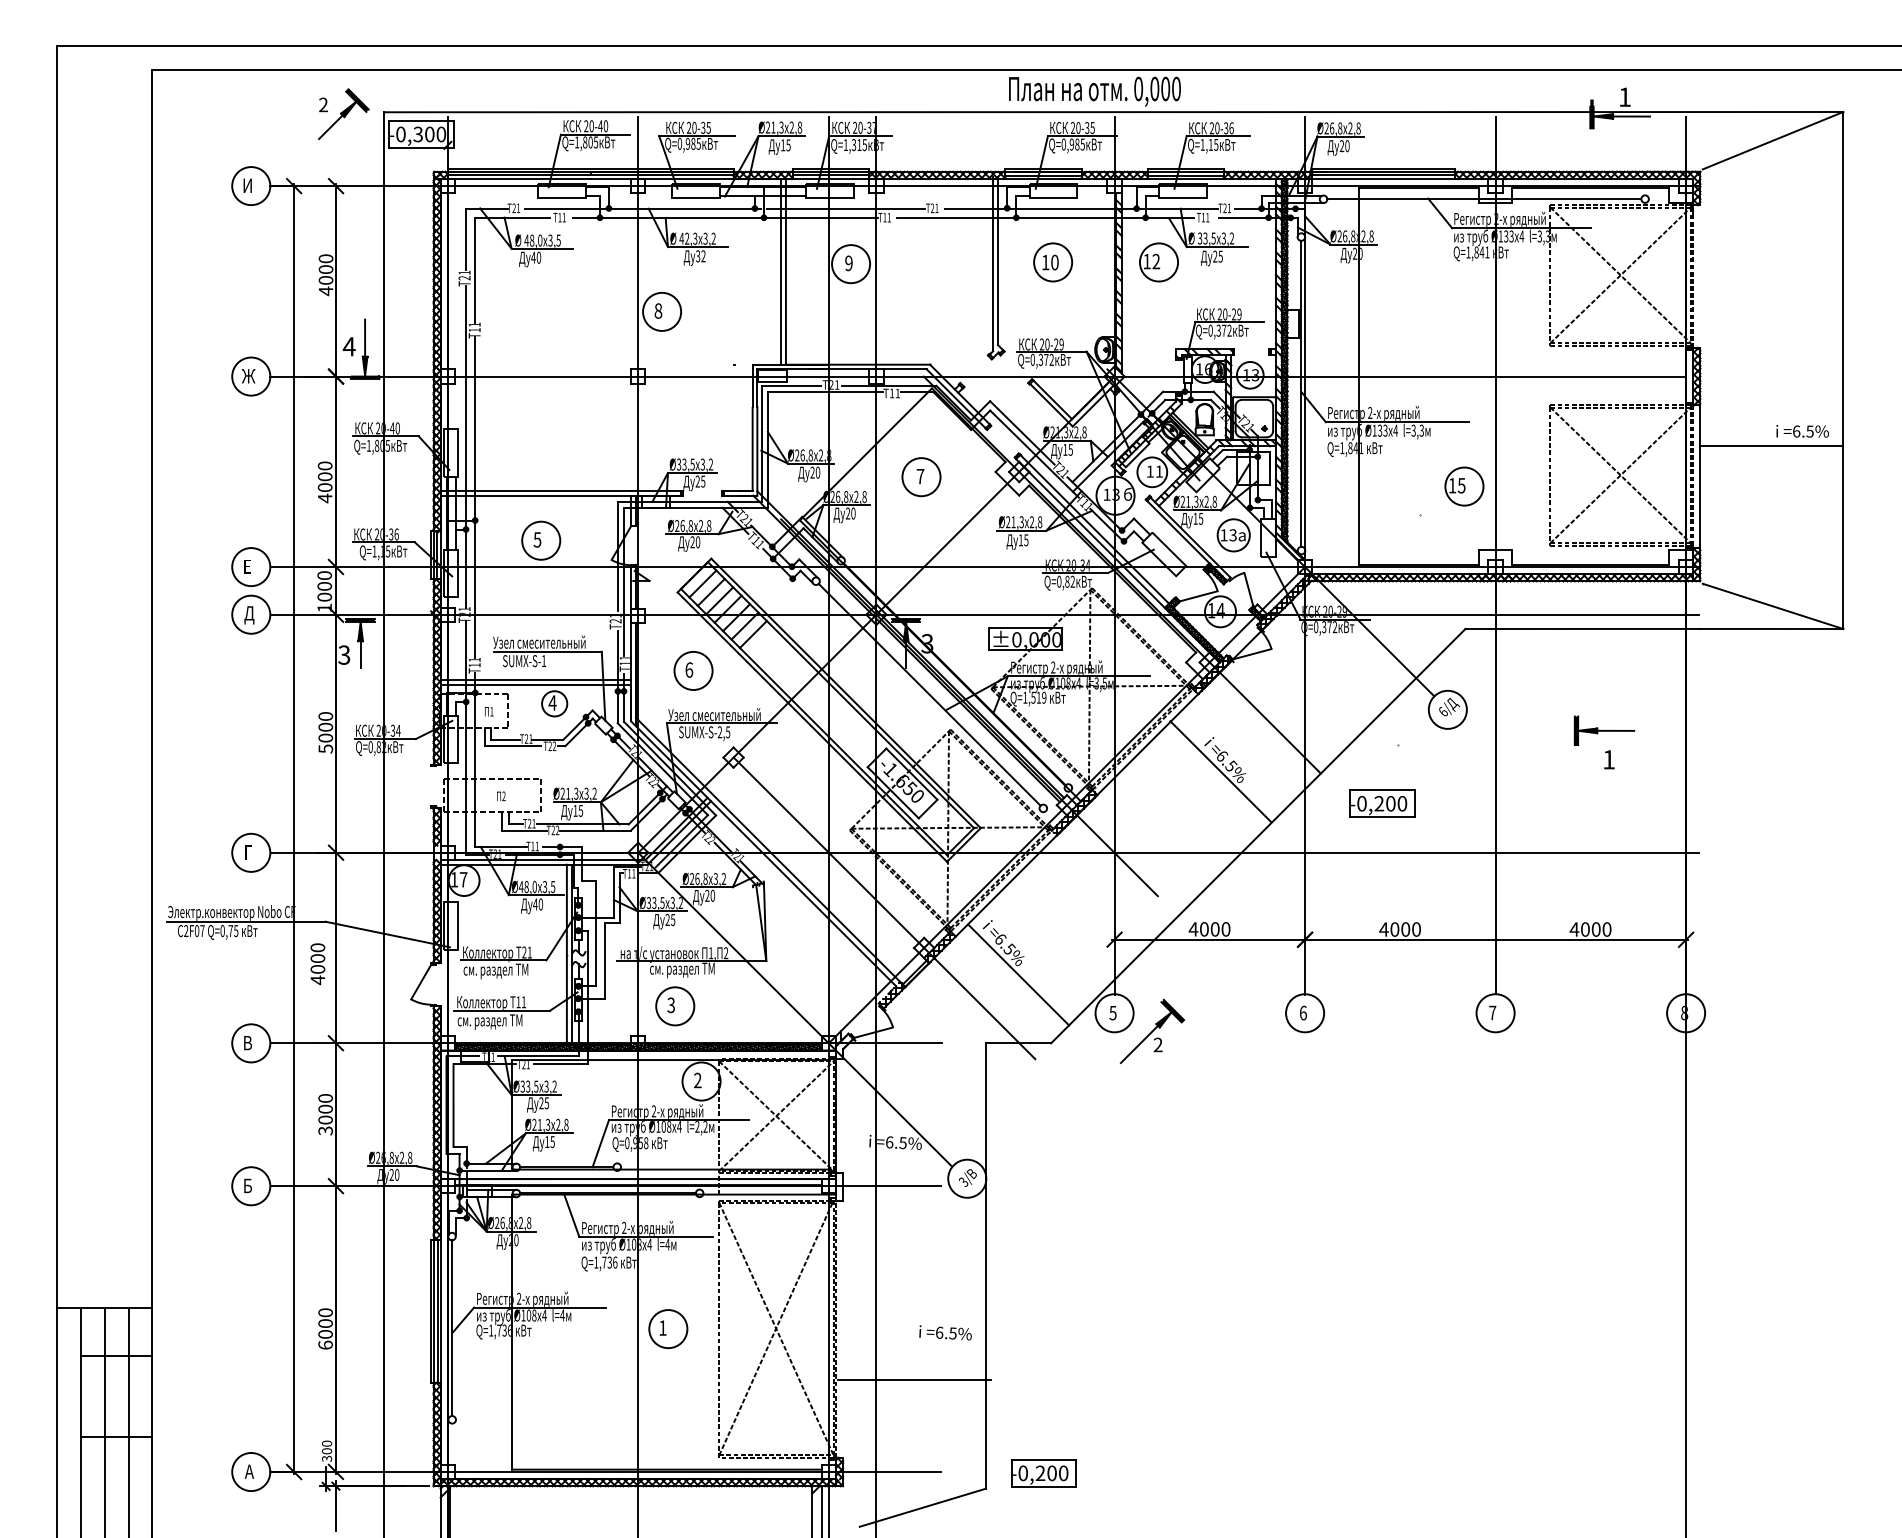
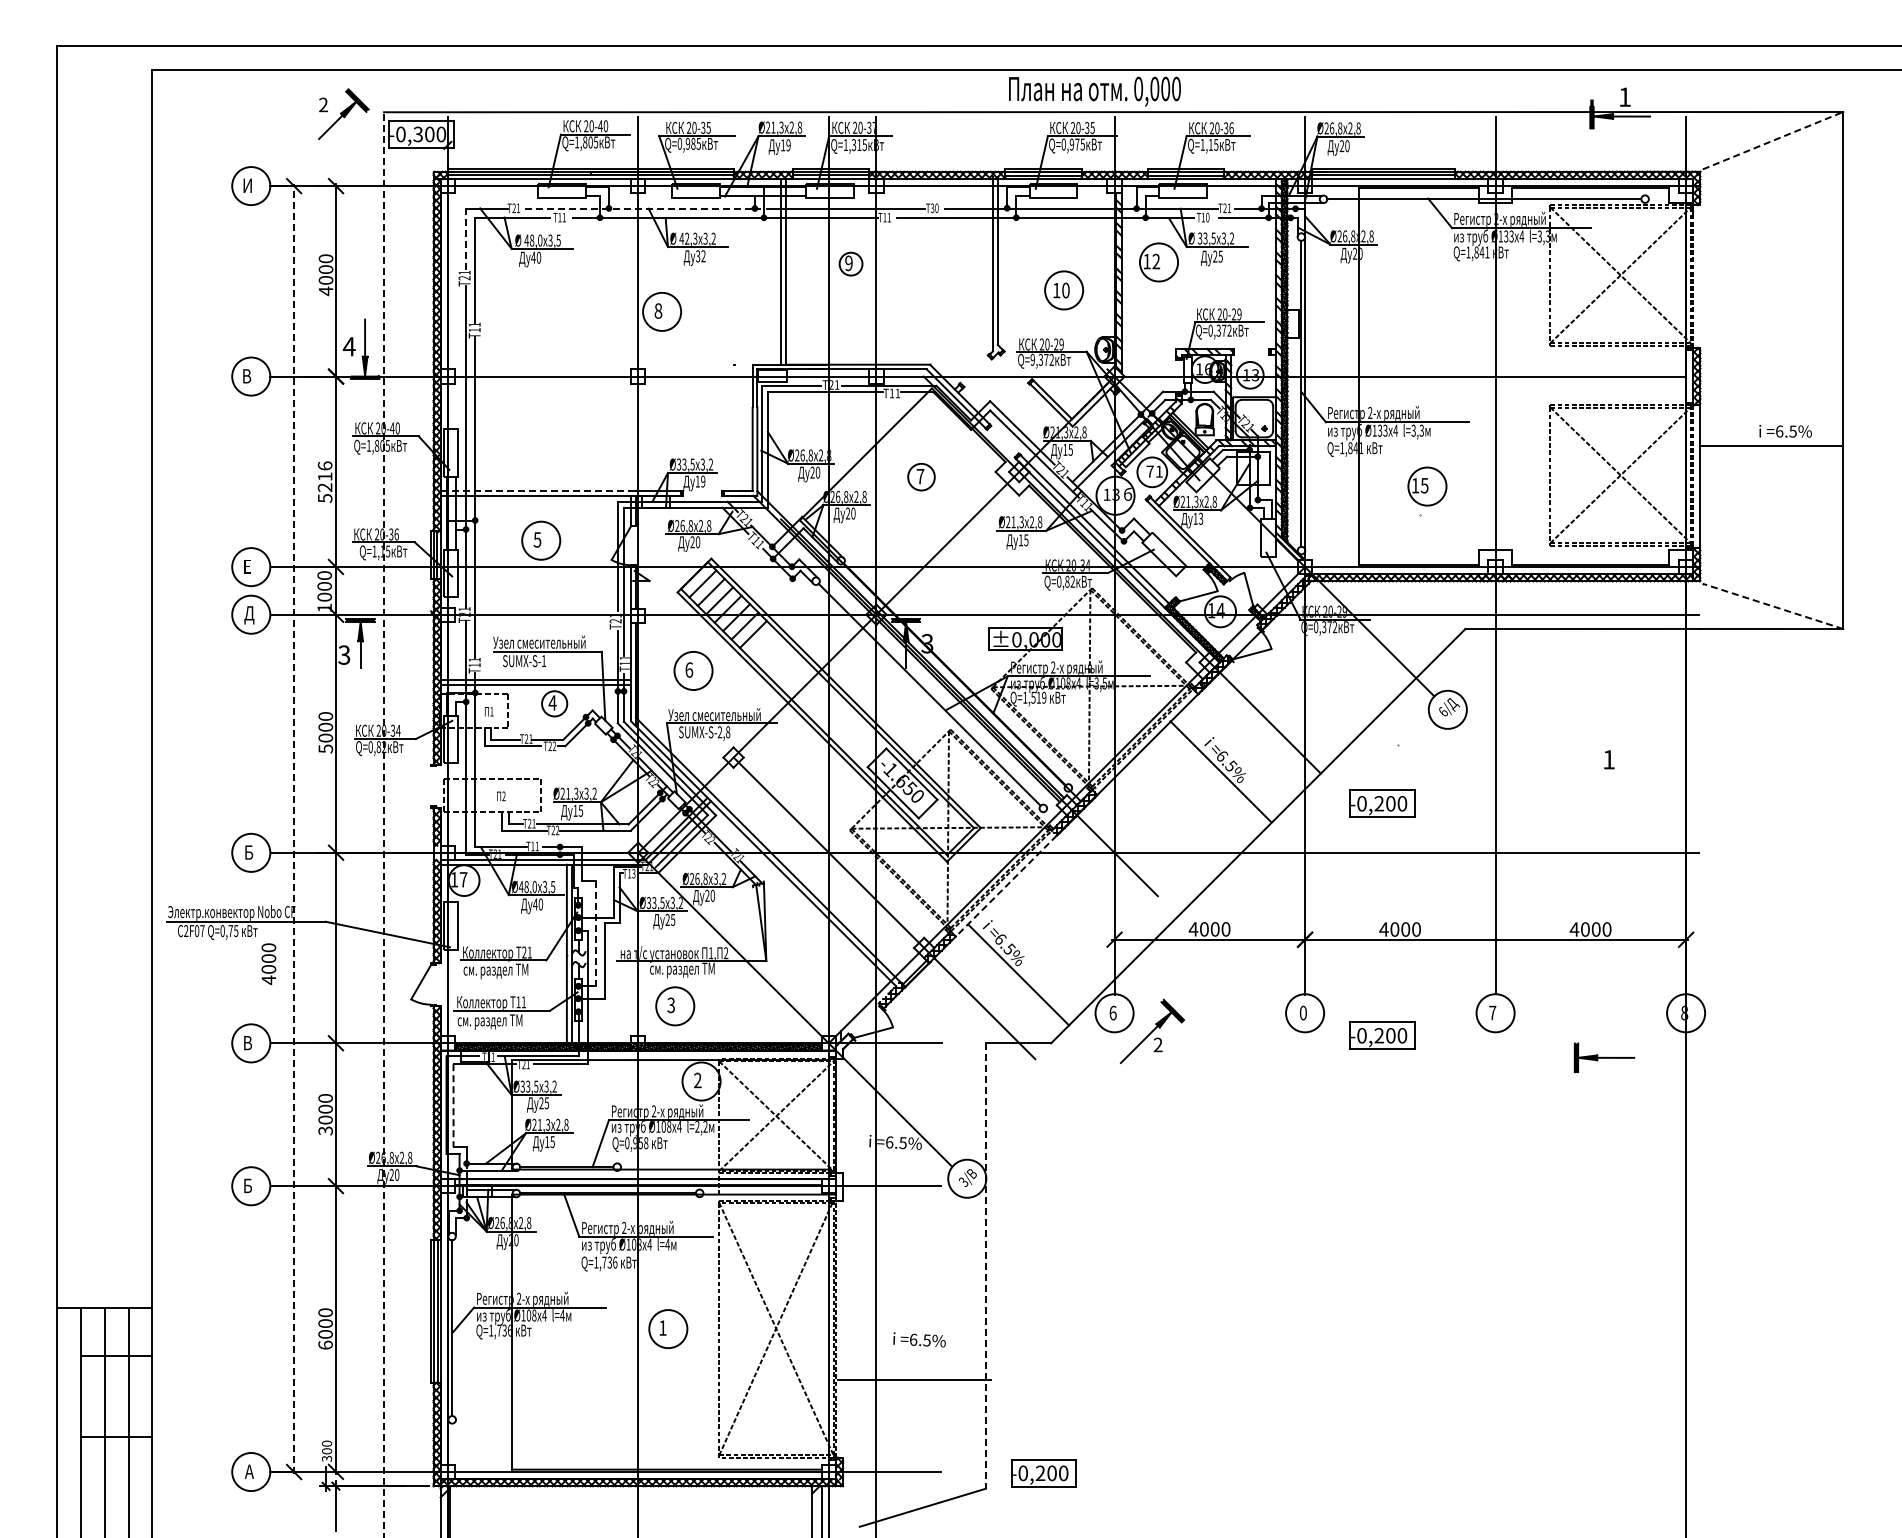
line: solid -> dashed (1773, 140)
text: Q=0,985 -> Q=0,975 (1077, 144)
text: 15 -> 19 (788, 145)
line: solid -> dashed (643, 208)
text: 21 -> 30 (934, 208)
text: 11 -> 10 (1207, 217)
line: solid -> dashed (466, 239)
part position: (1053, 262) -> (1064, 290) (1064, 290)
circle diameter: 38 px -> 23 px (850, 263)
text: Q=0,372 -> Q=9,372 (1032, 359)
text: Ж -> В (248, 376)
text position: (1802, 431) -> (1785, 431) (1785, 431)
text: 11 -> 71 (1149, 471)
circle diameter: 38 px -> 27 px (921, 476)
text: 25 -> 19 (700, 481)
text: 4000 -> 5216 (324, 482)
part position: (1464, 486) -> (1427, 486) (1427, 486)
line: solid -> dashed (536, 490)
text: 15 -> 13 (1201, 517)
part: present -> none (1233, 535)
line: solid -> dashed (1773, 606)
part position: (1604, 730) -> (1604, 1057) (1604, 1057)
text: SUMX-S-2,5 -> SUMX-S-2,8 (728, 731)
line: solid -> dashed (384, 824)
line: solid -> dashed (294, 828)
text: Г -> Б (249, 852)
text: 11 -> 13 (633, 873)
line: solid -> dashed (1005, 886)
line: solid -> dashed (596, 933)
text position: (317, 964) -> (268, 964) (268, 964)
text: 5 -> 6 (1112, 1012)
text: 6 -> 0 (1302, 1012)
part: none -> present (1382, 1035)
line: solid -> dashed (453, 1106)
line: solid -> dashed (985, 1266)
text position: (945, 1332) -> (919, 1339) (919, 1339)
